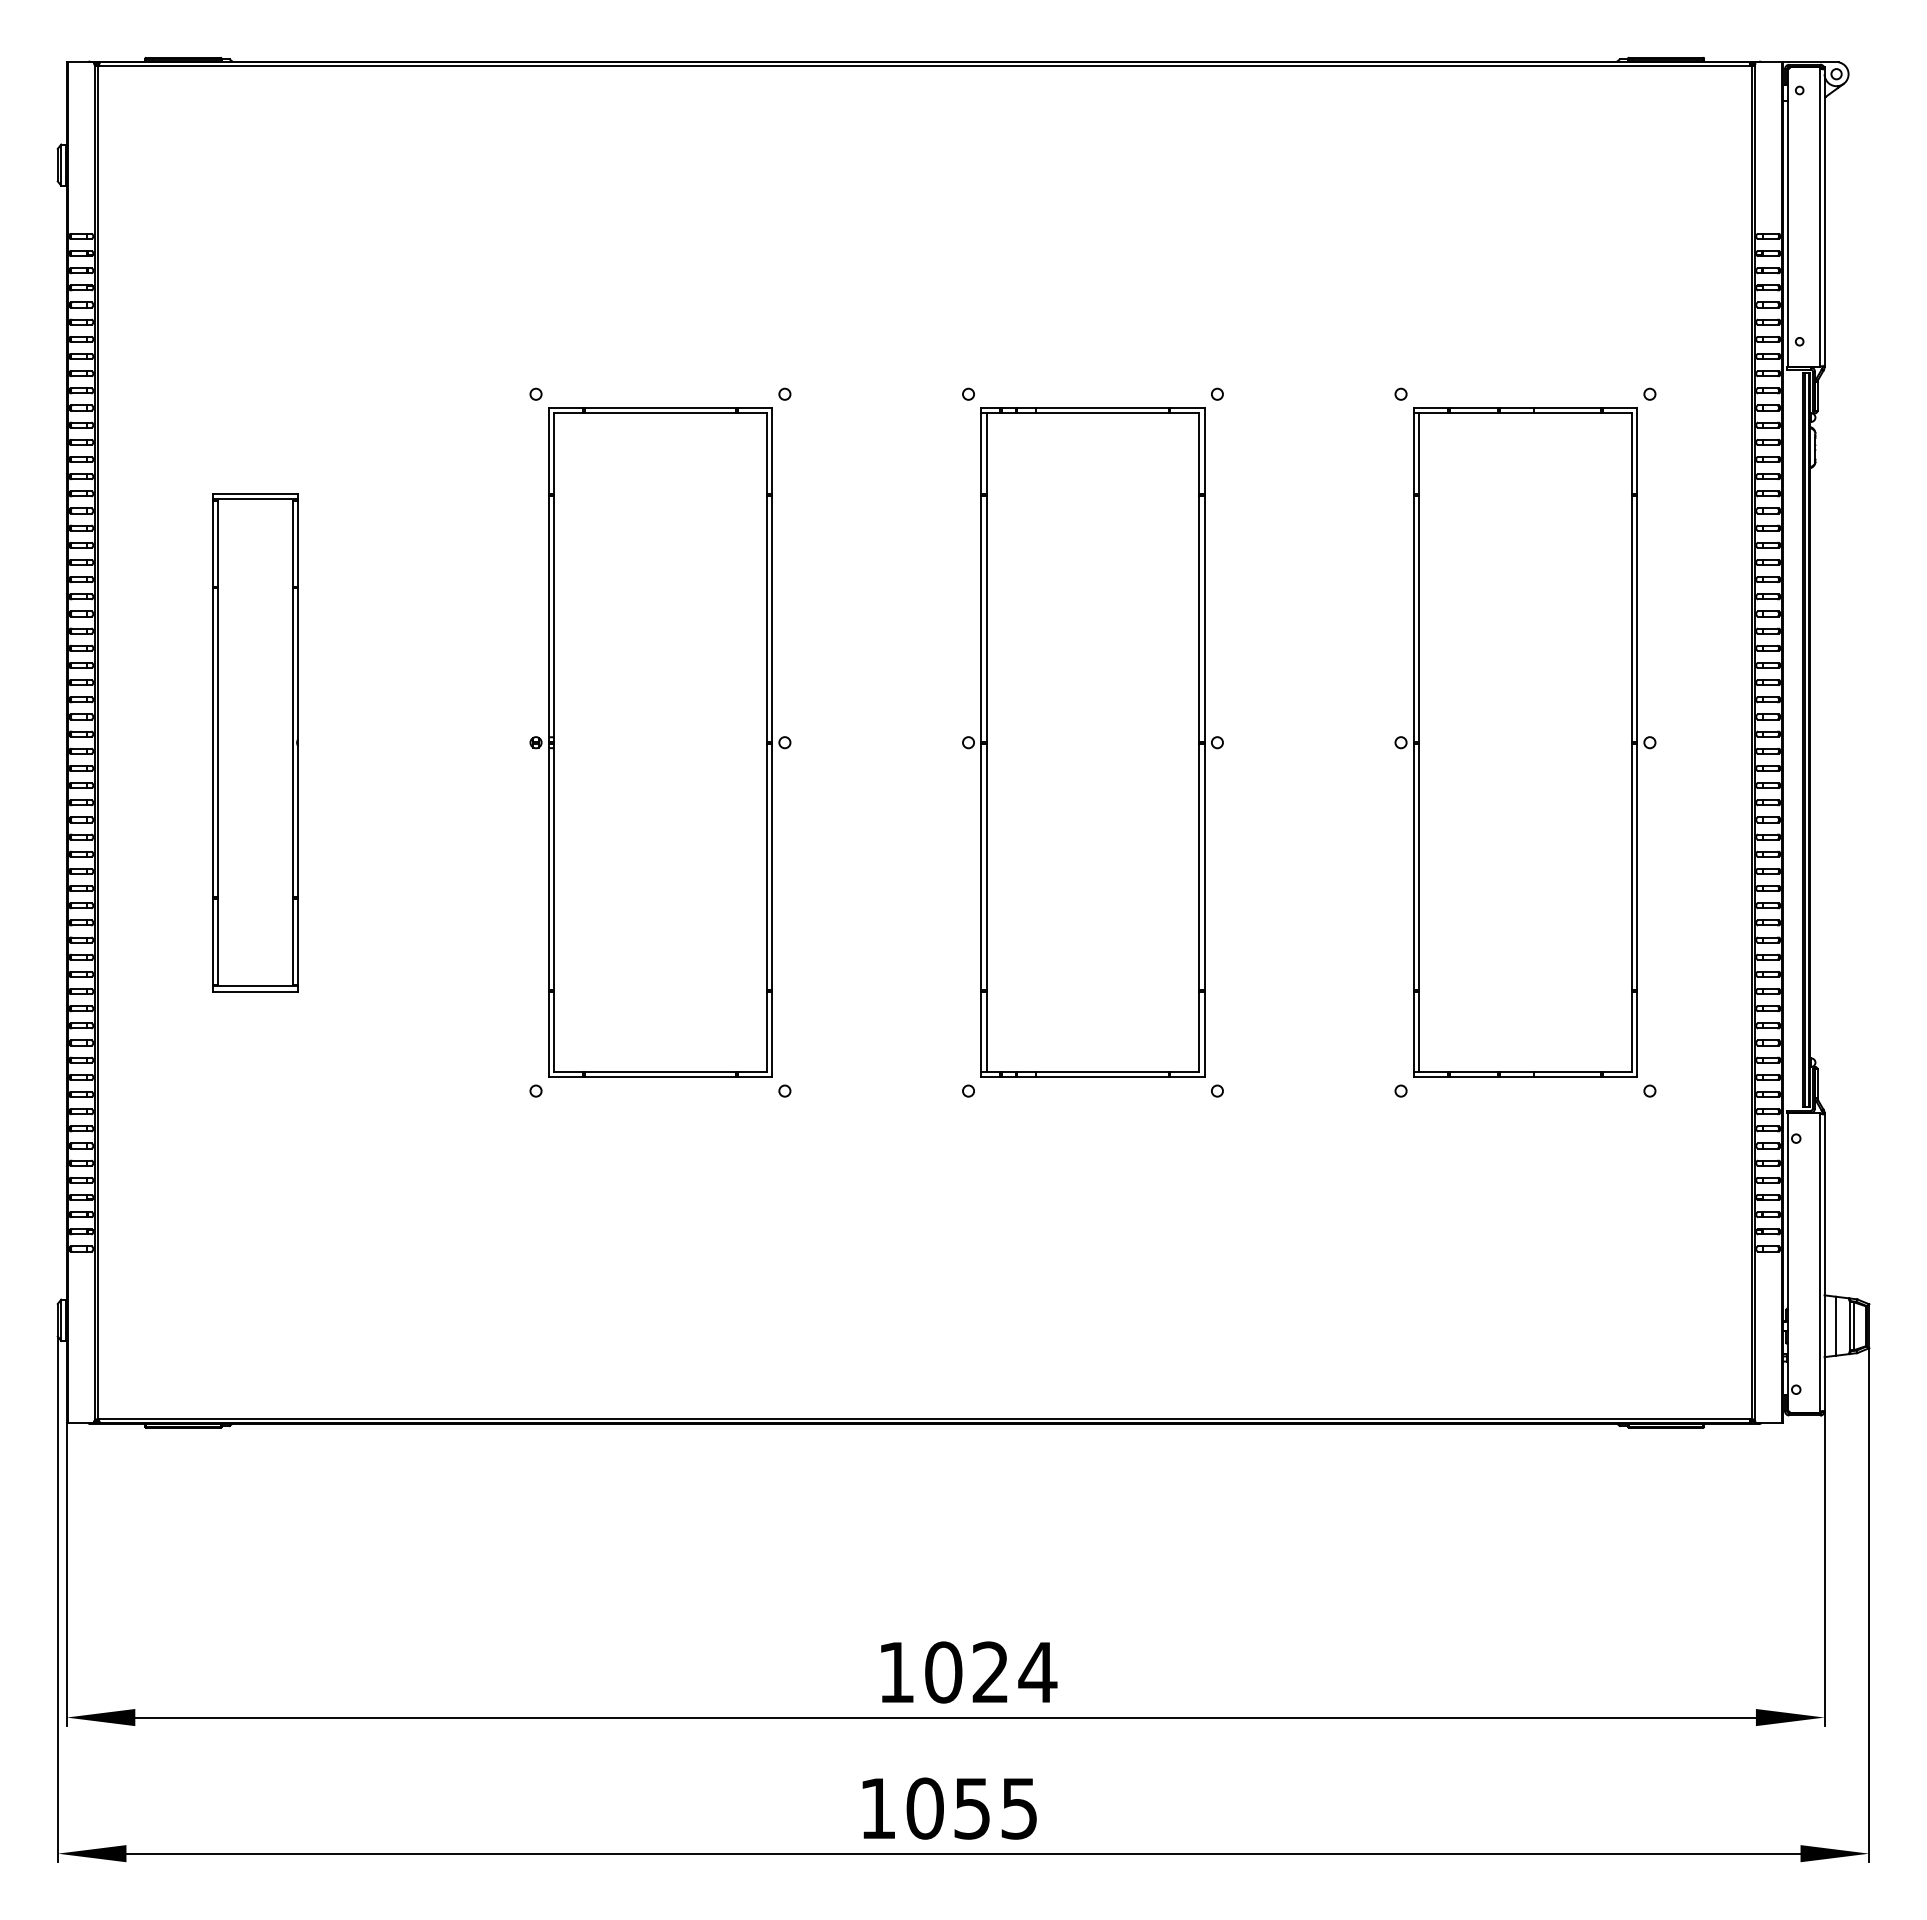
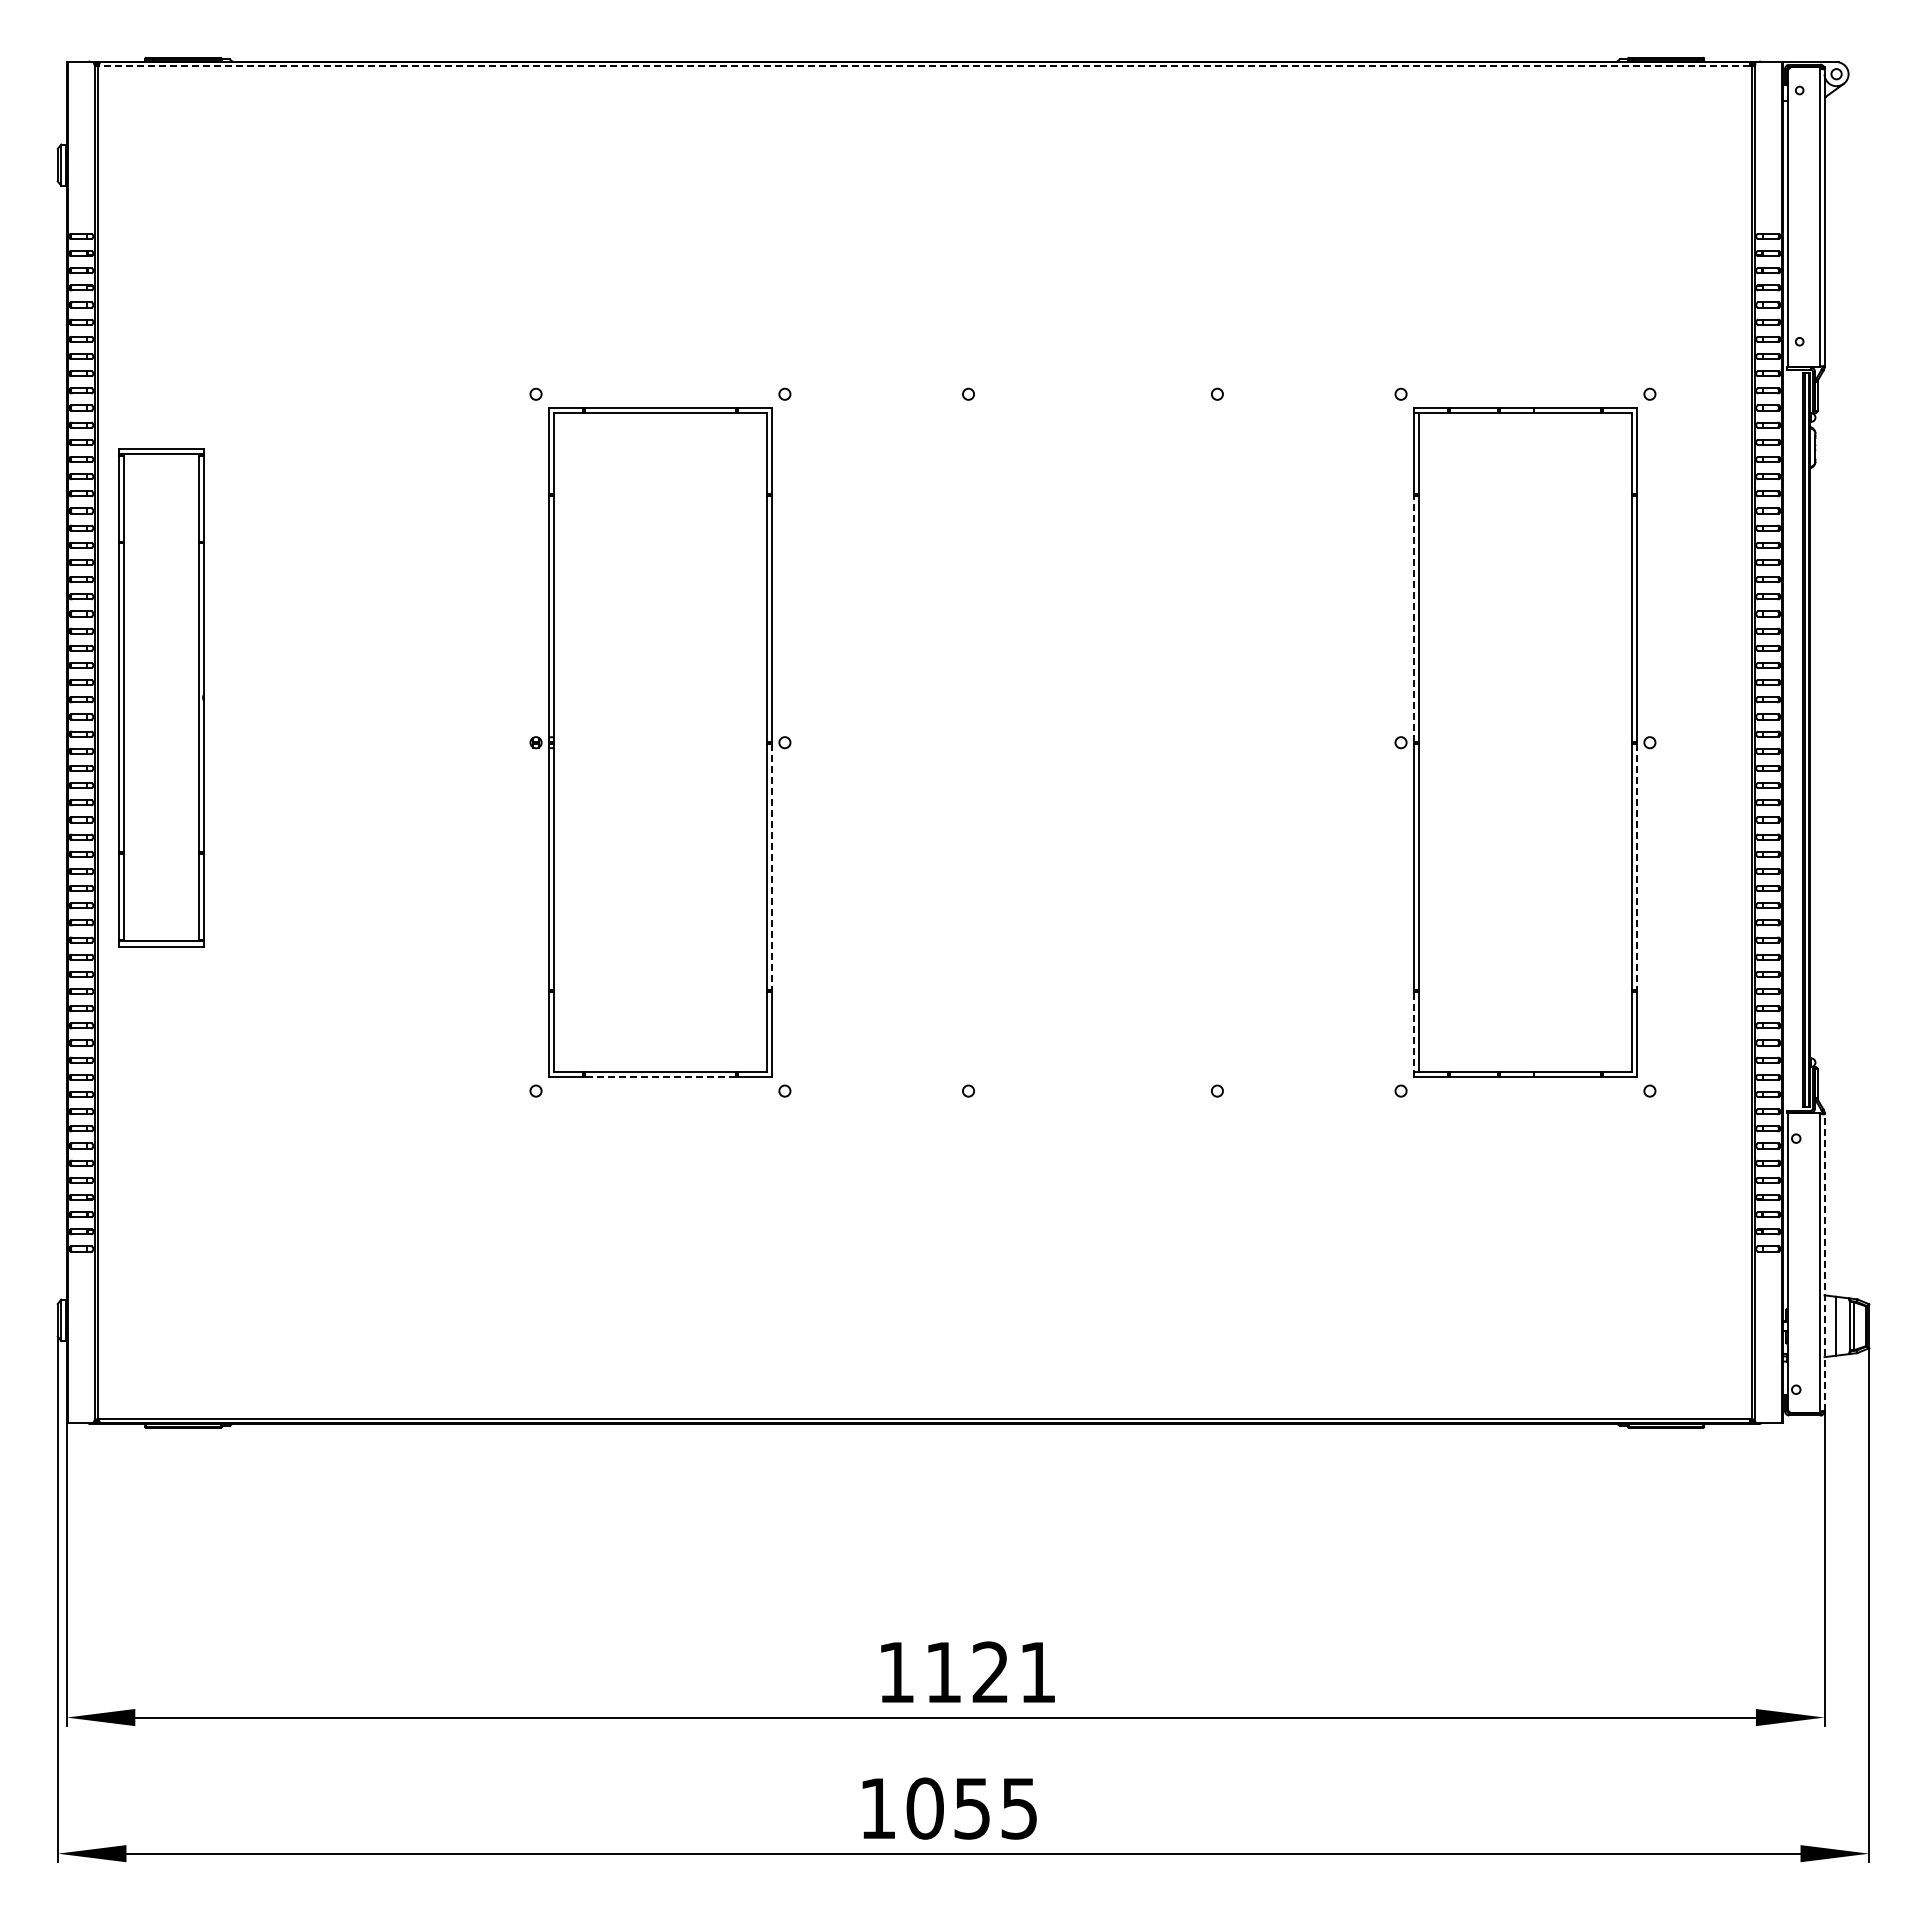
line: solid -> dashed (924, 66)
line: solid -> dashed (1413, 618)
part position: (255, 742) -> (161, 697) (161, 697)
part: present -> none (1092, 742)
line: solid -> dashed (772, 867)
line: solid -> dashed (1637, 867)
line: solid -> dashed (1413, 1034)
line: solid -> dashed (660, 1077)
line: solid -> dashed (1824, 1262)
text: 1024 -> 1121 (991, 1672)
